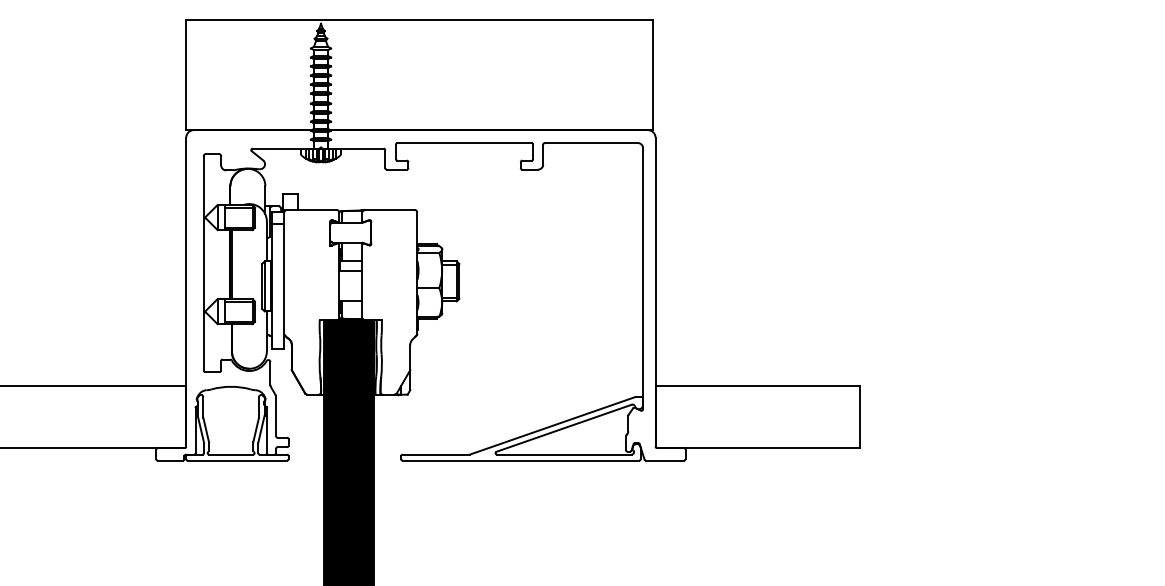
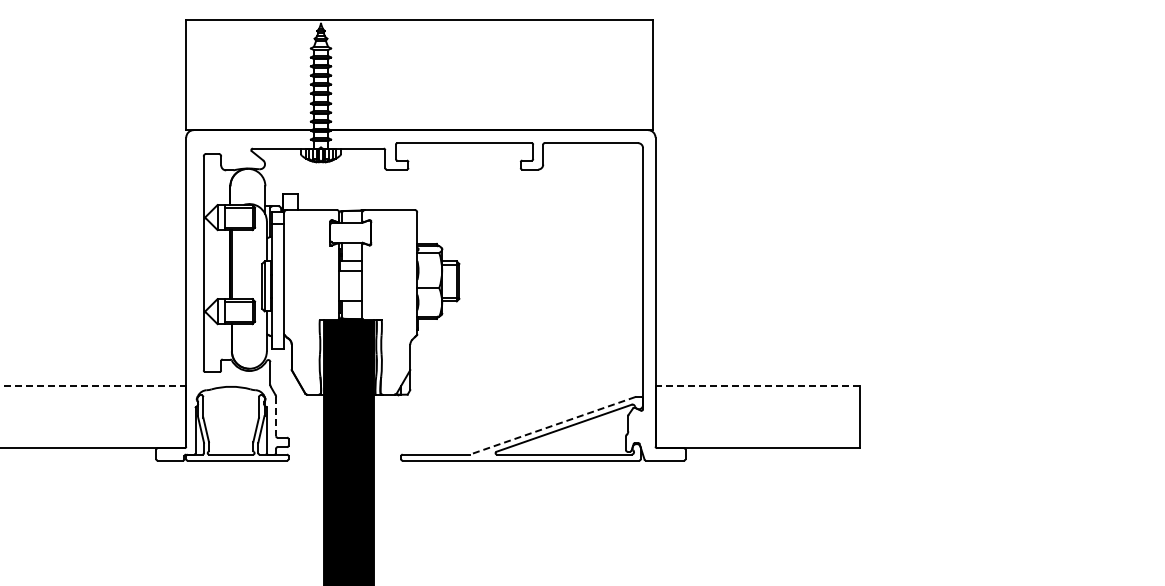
line: solid -> dashed (93, 385)
line: solid -> dashed (757, 385)
line: solid -> dashed (276, 417)
line: solid -> dashed (552, 425)
